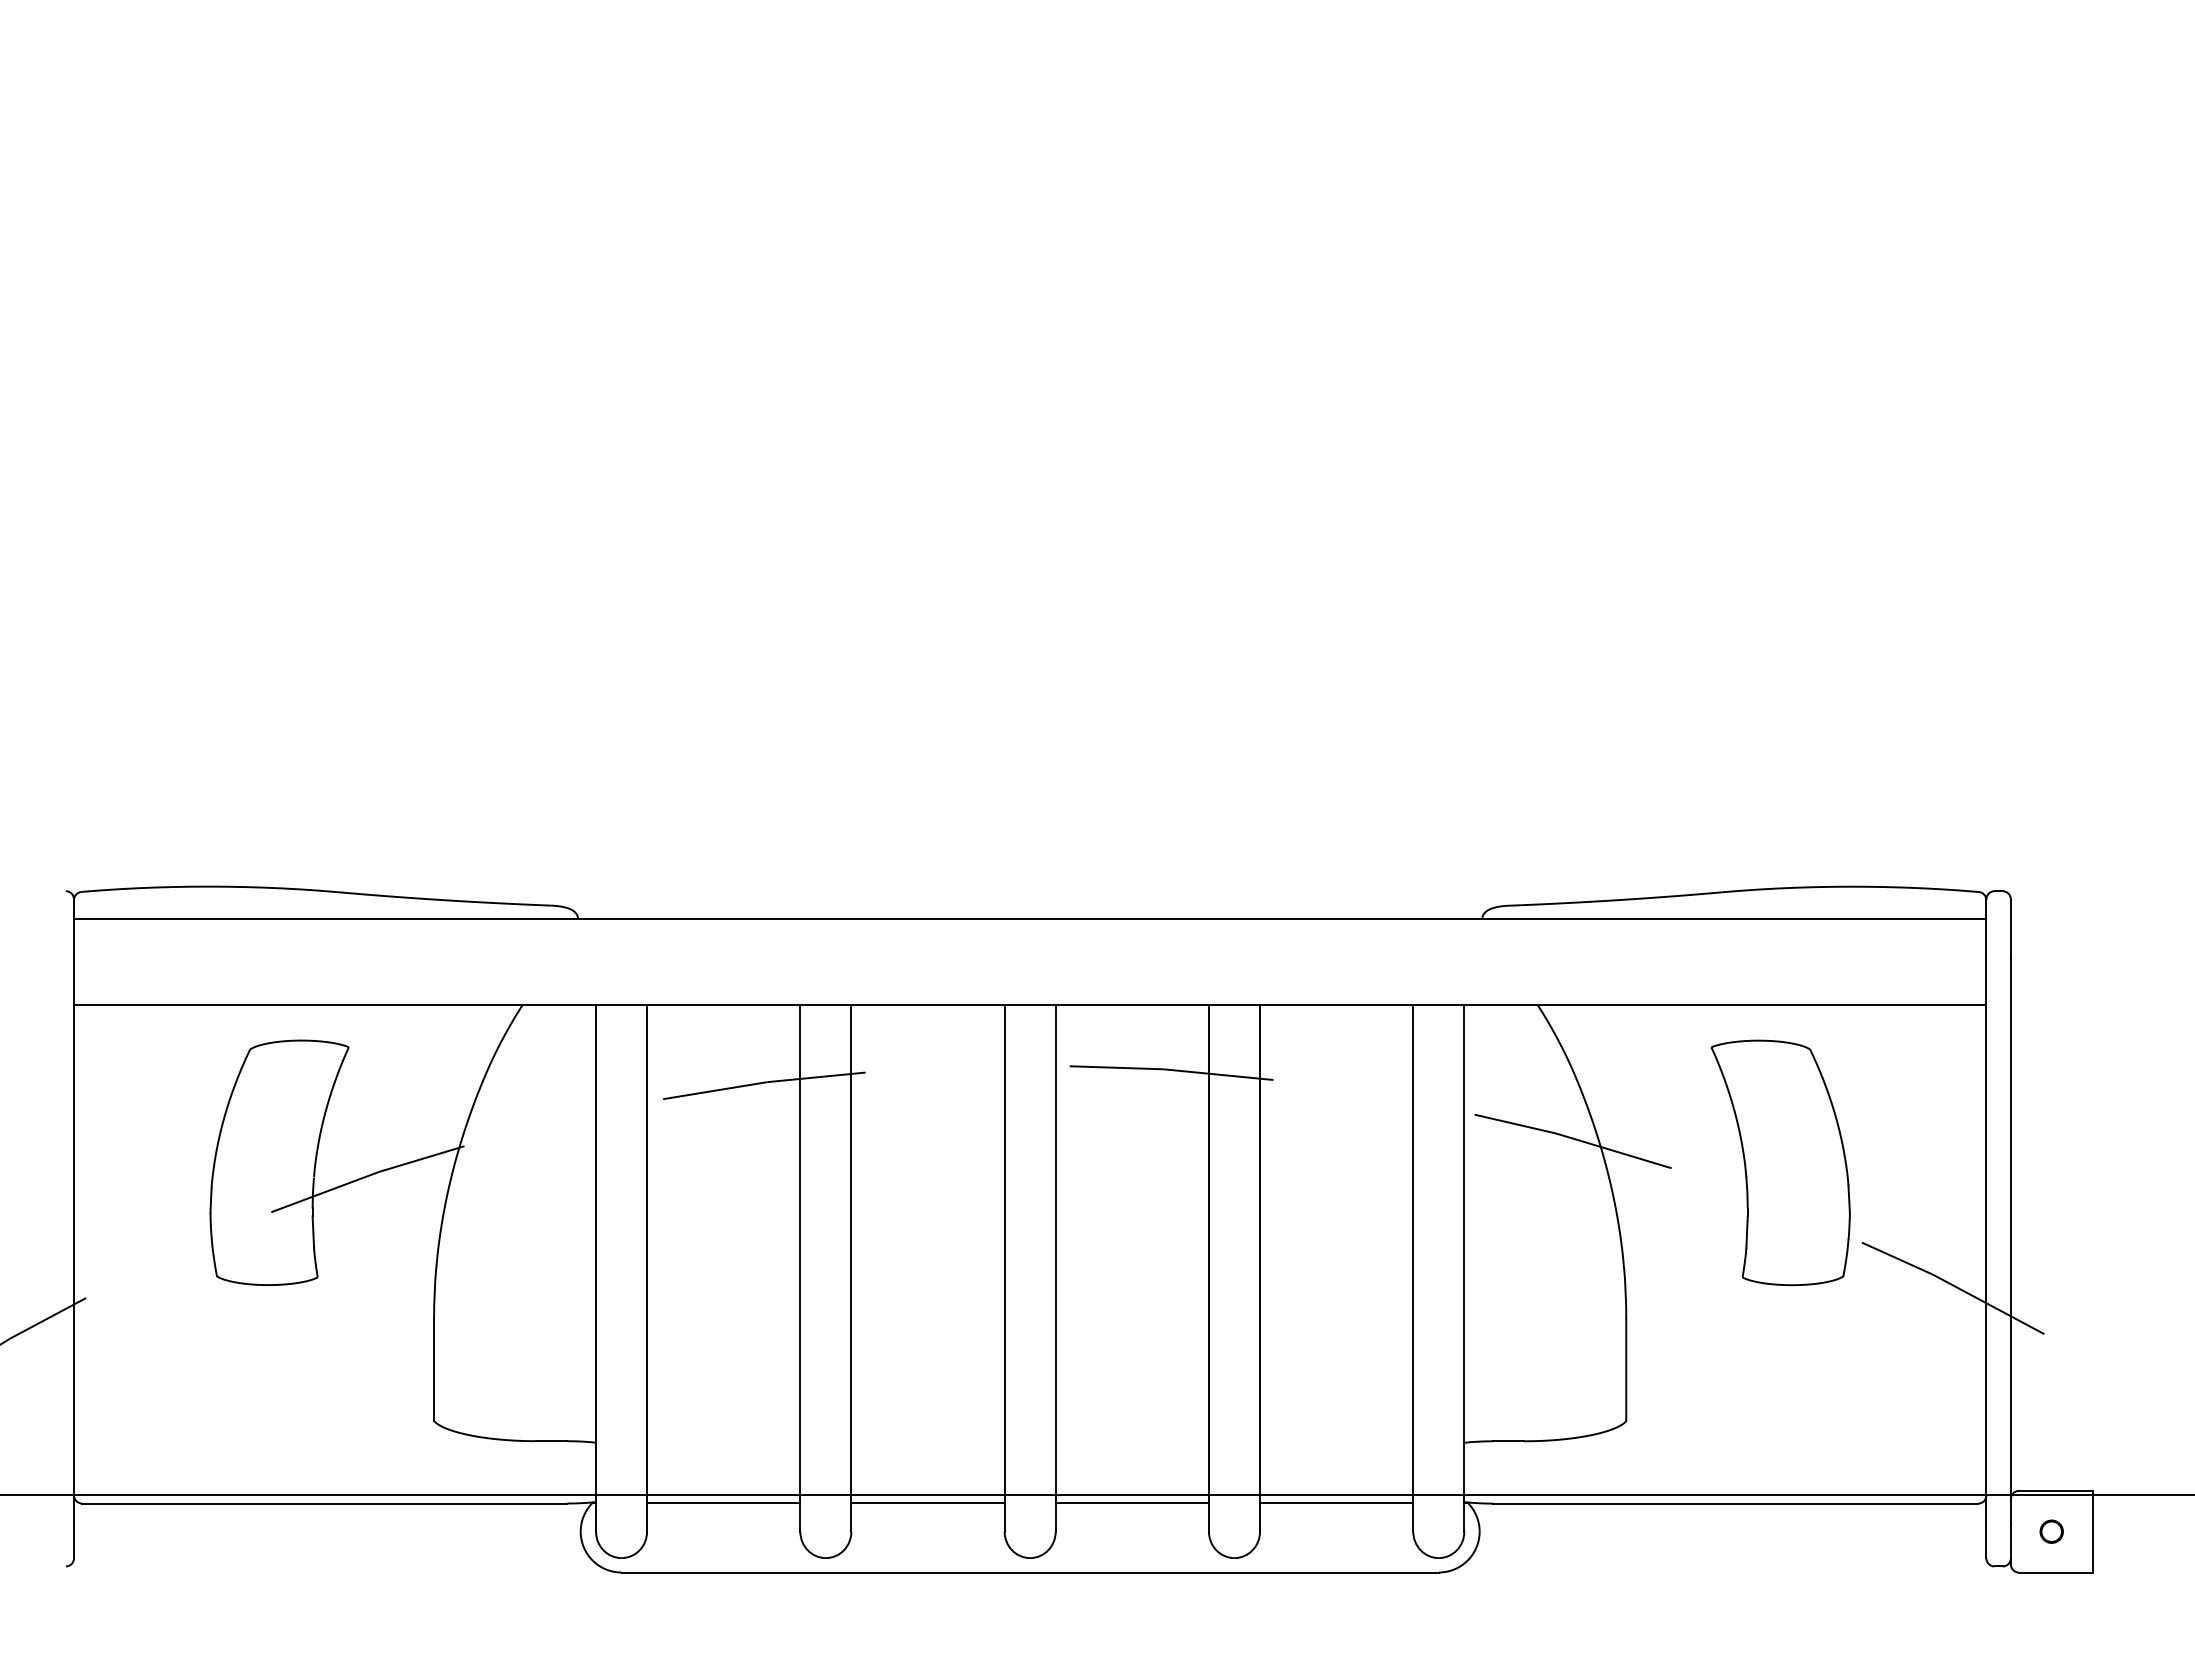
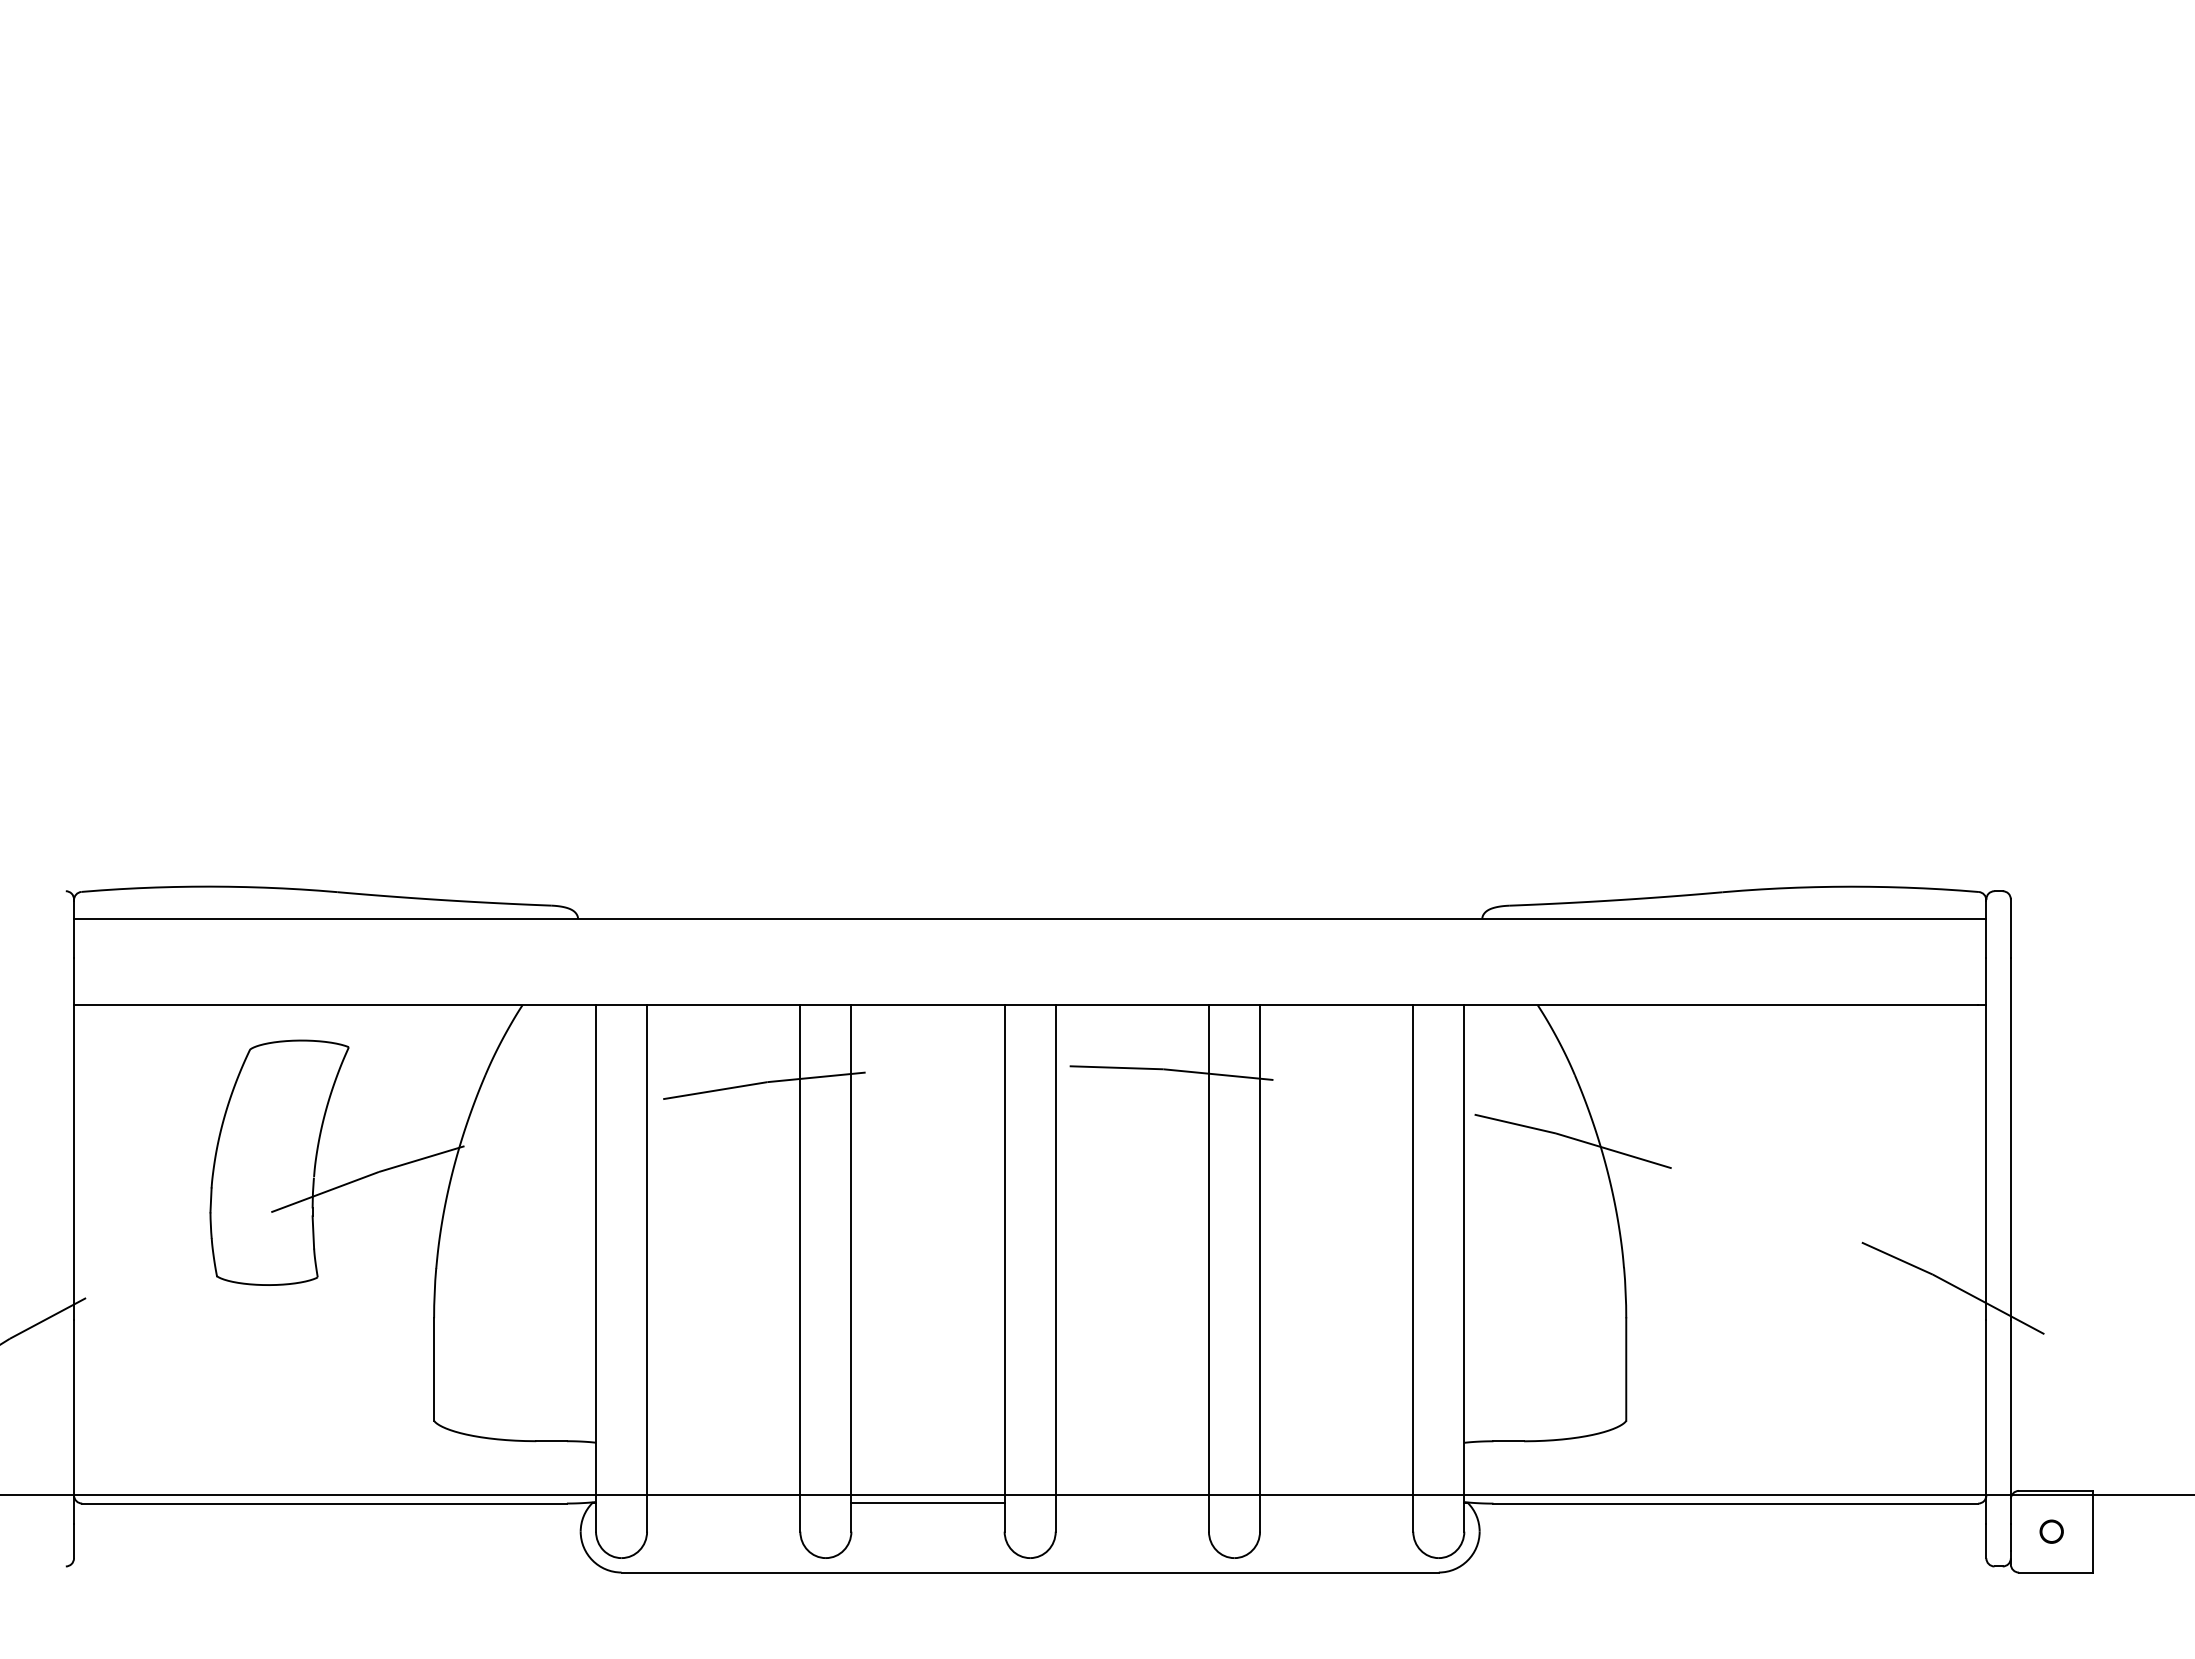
part: present -> none (1780, 1162)
line: present -> none (723, 1503)
line: present -> none (1131, 1503)
line: present -> none (1336, 1503)
